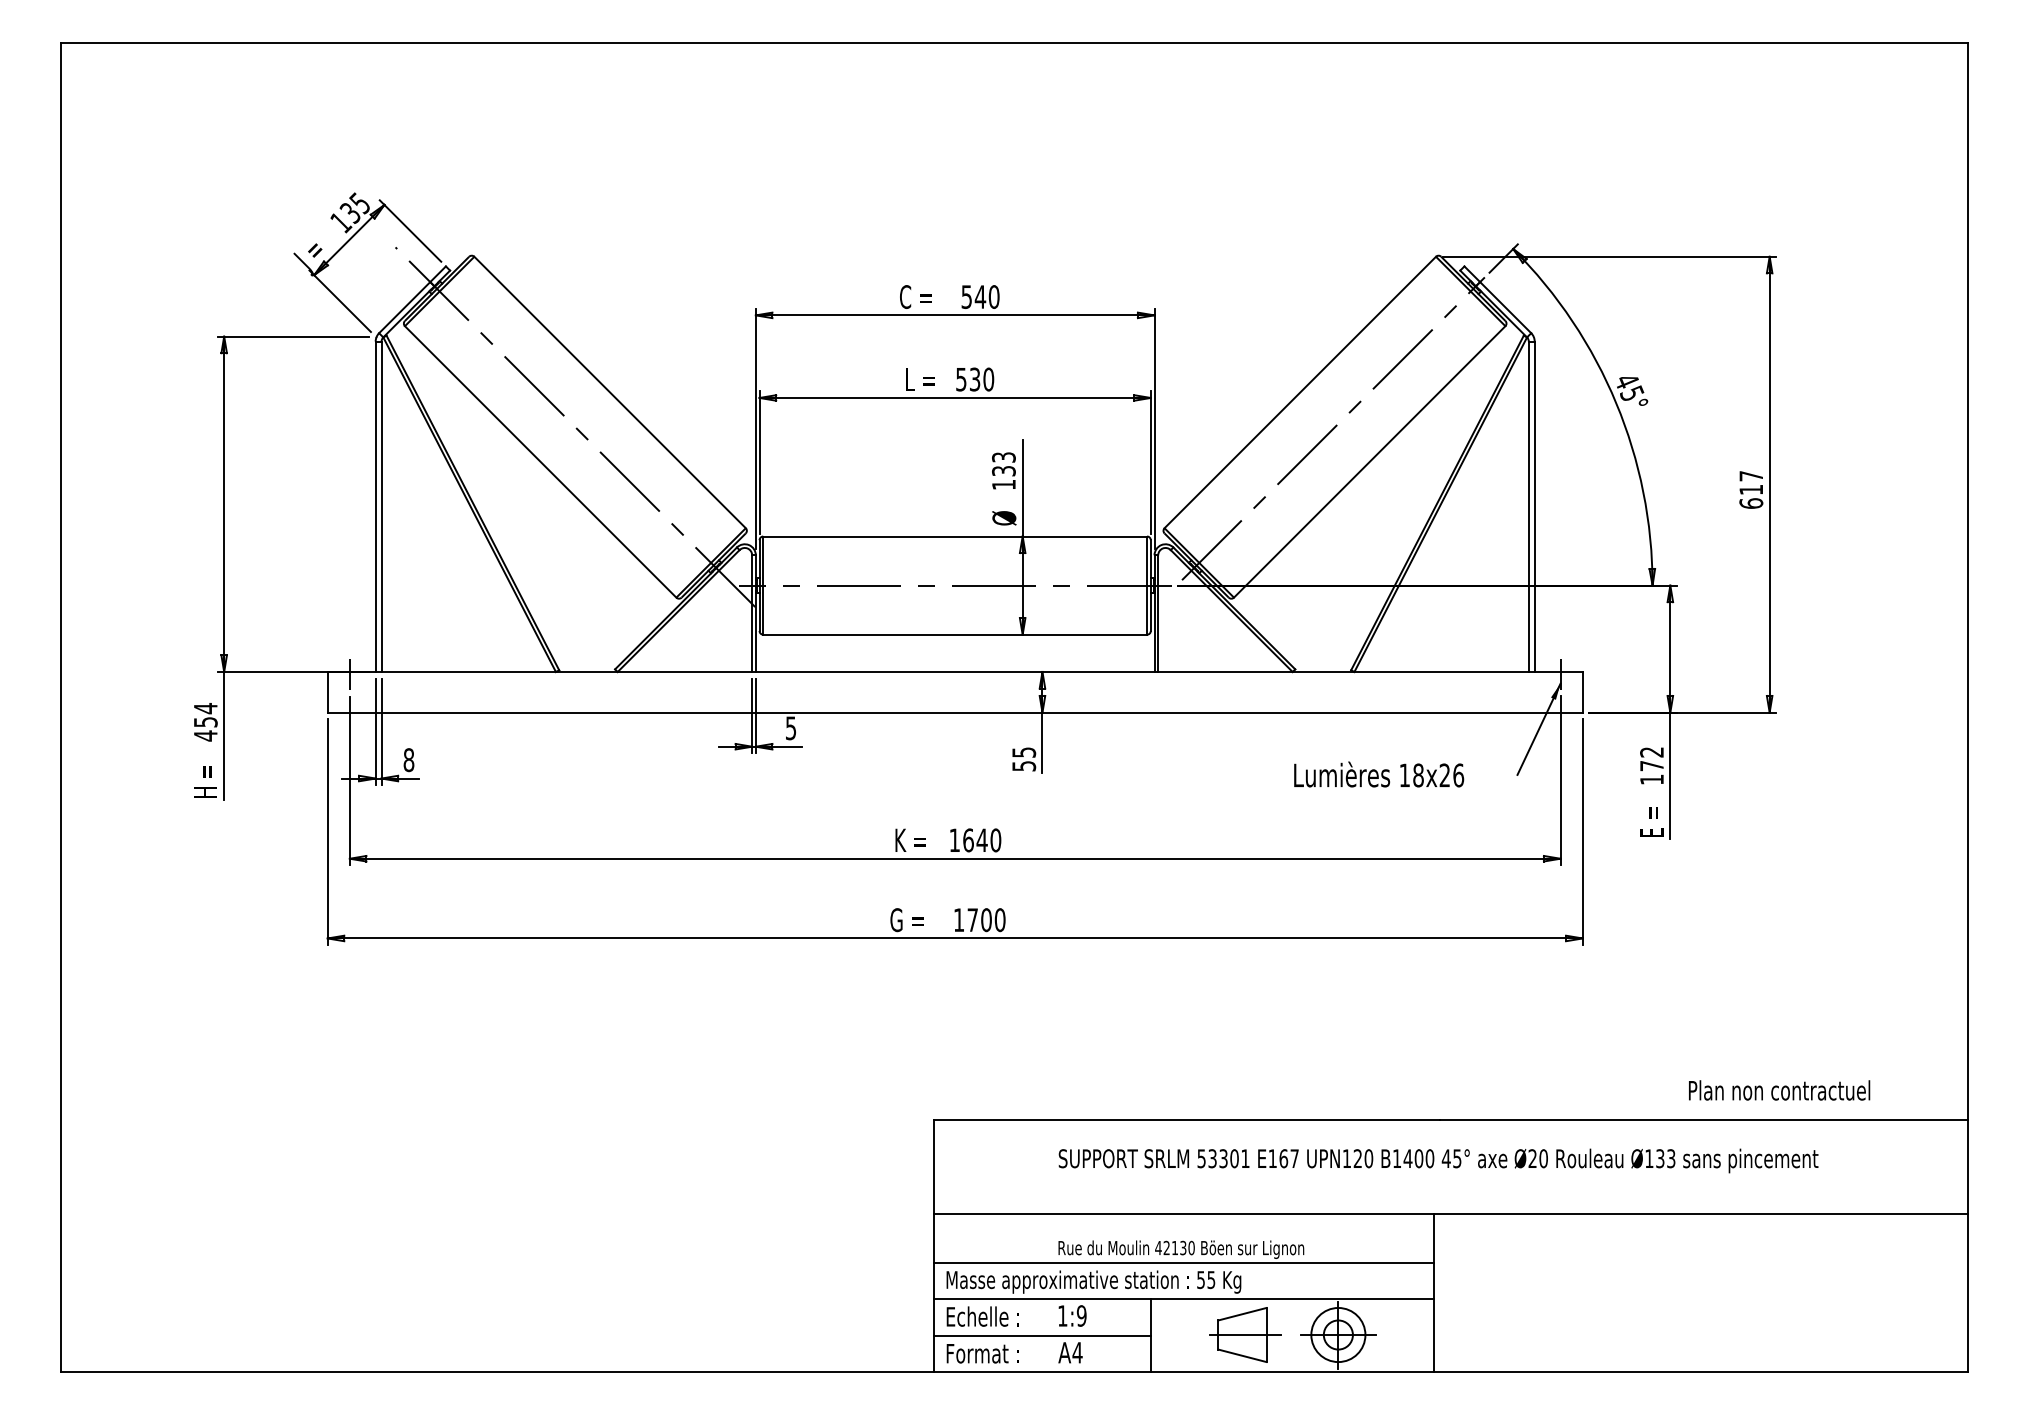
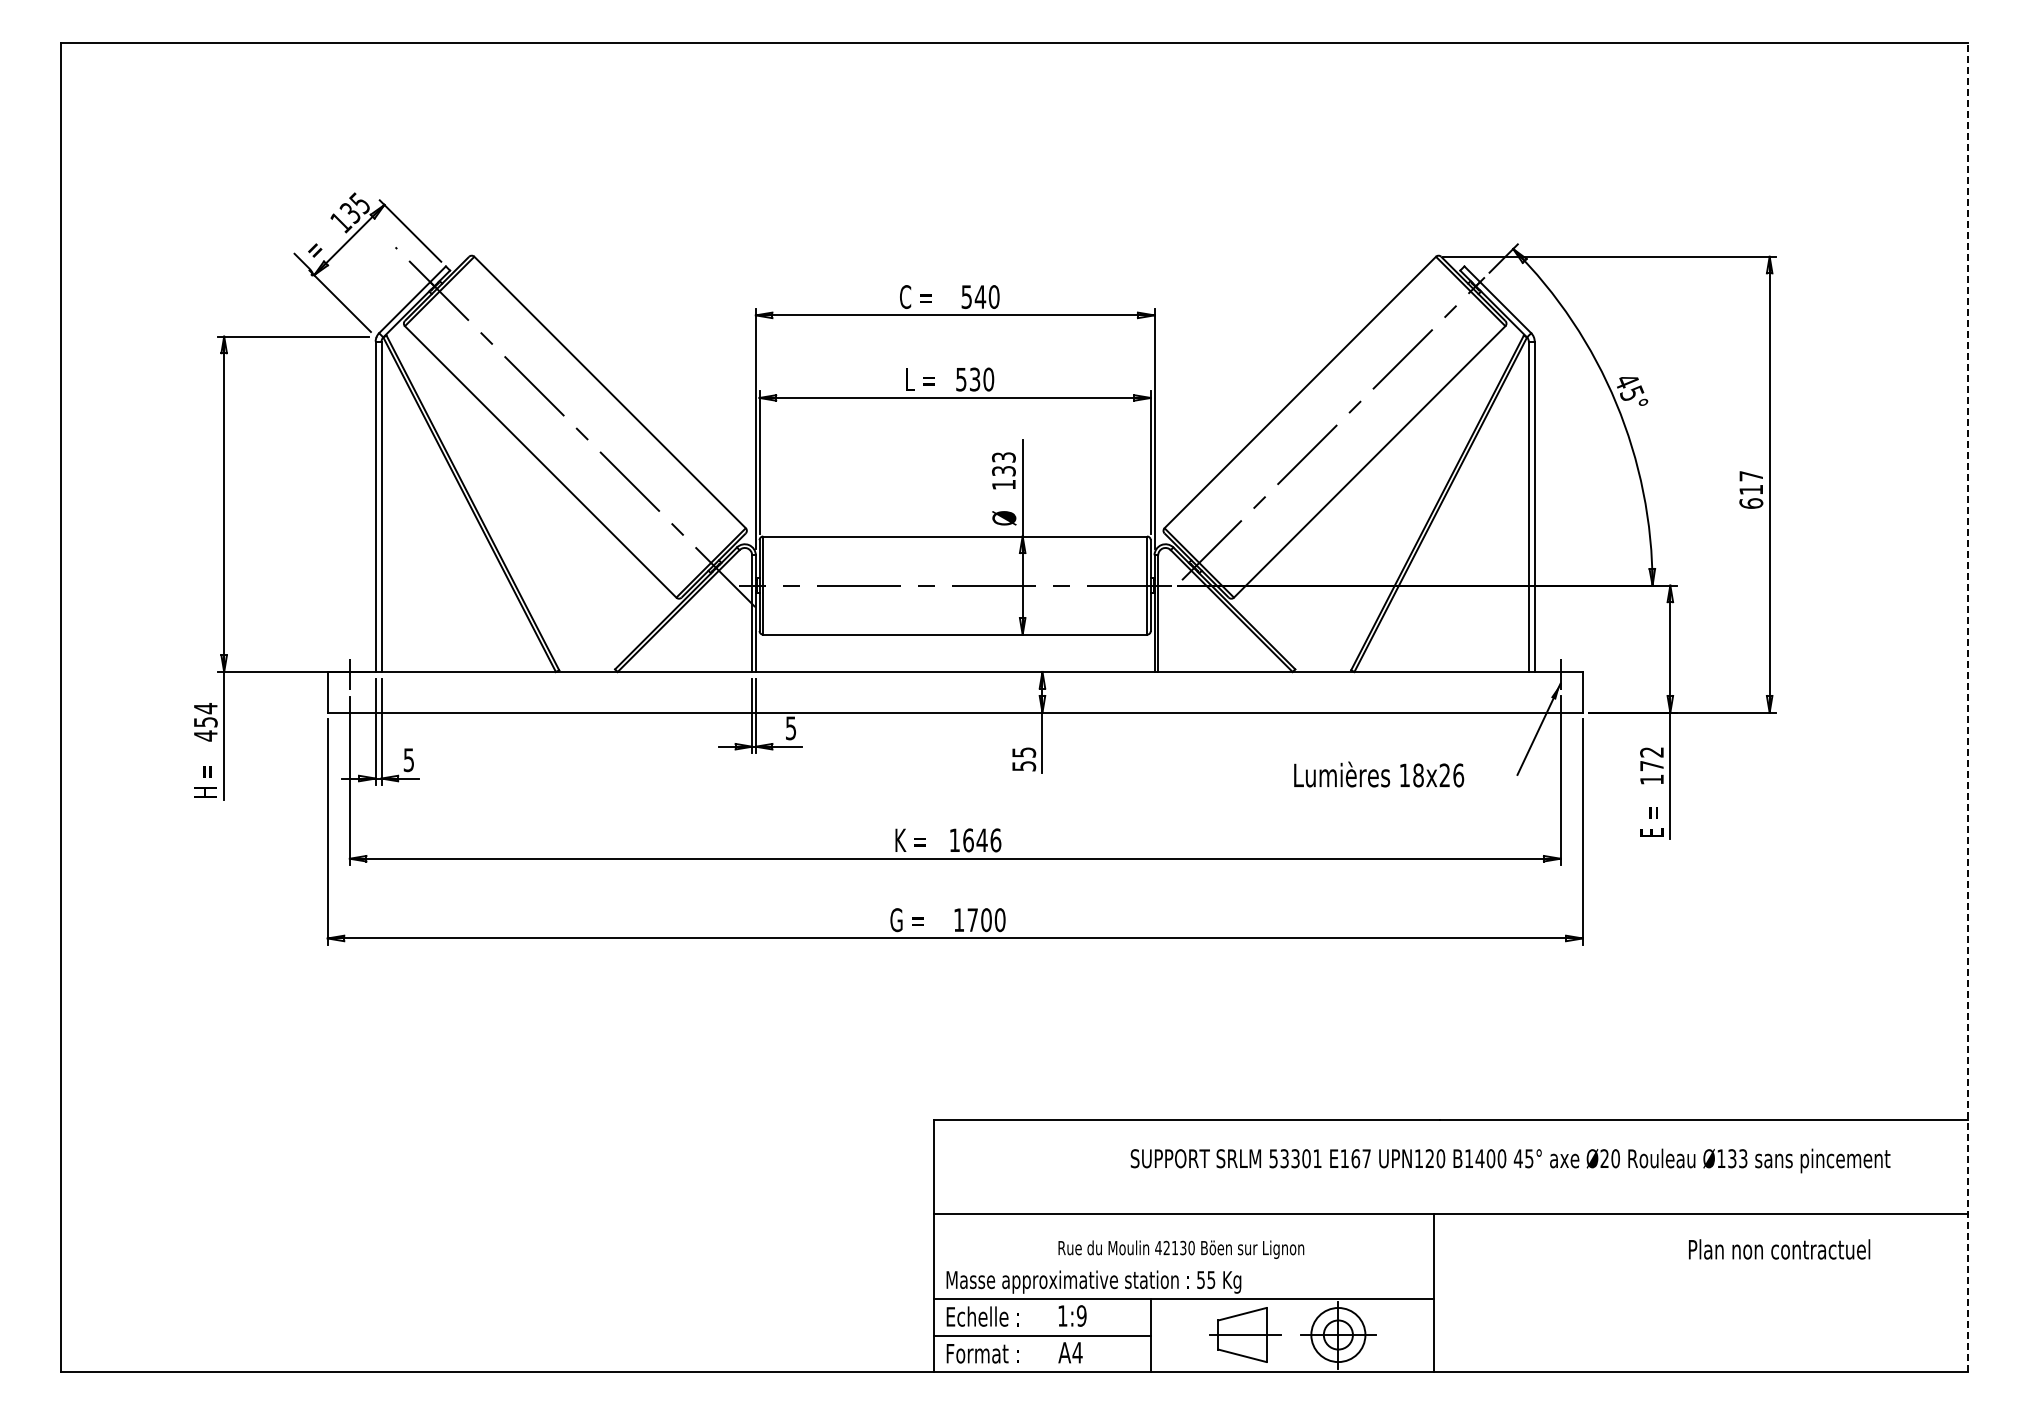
line: solid -> dashed (1968, 707)
text: 8 -> 5 (408, 760)
text: 1640 -> 1646 (995, 840)
text position: (1779, 1090) -> (1779, 1249) (1779, 1249)
text position: (1438, 1160) -> (1510, 1160) (1510, 1160)
line: present -> none (1184, 1262)
